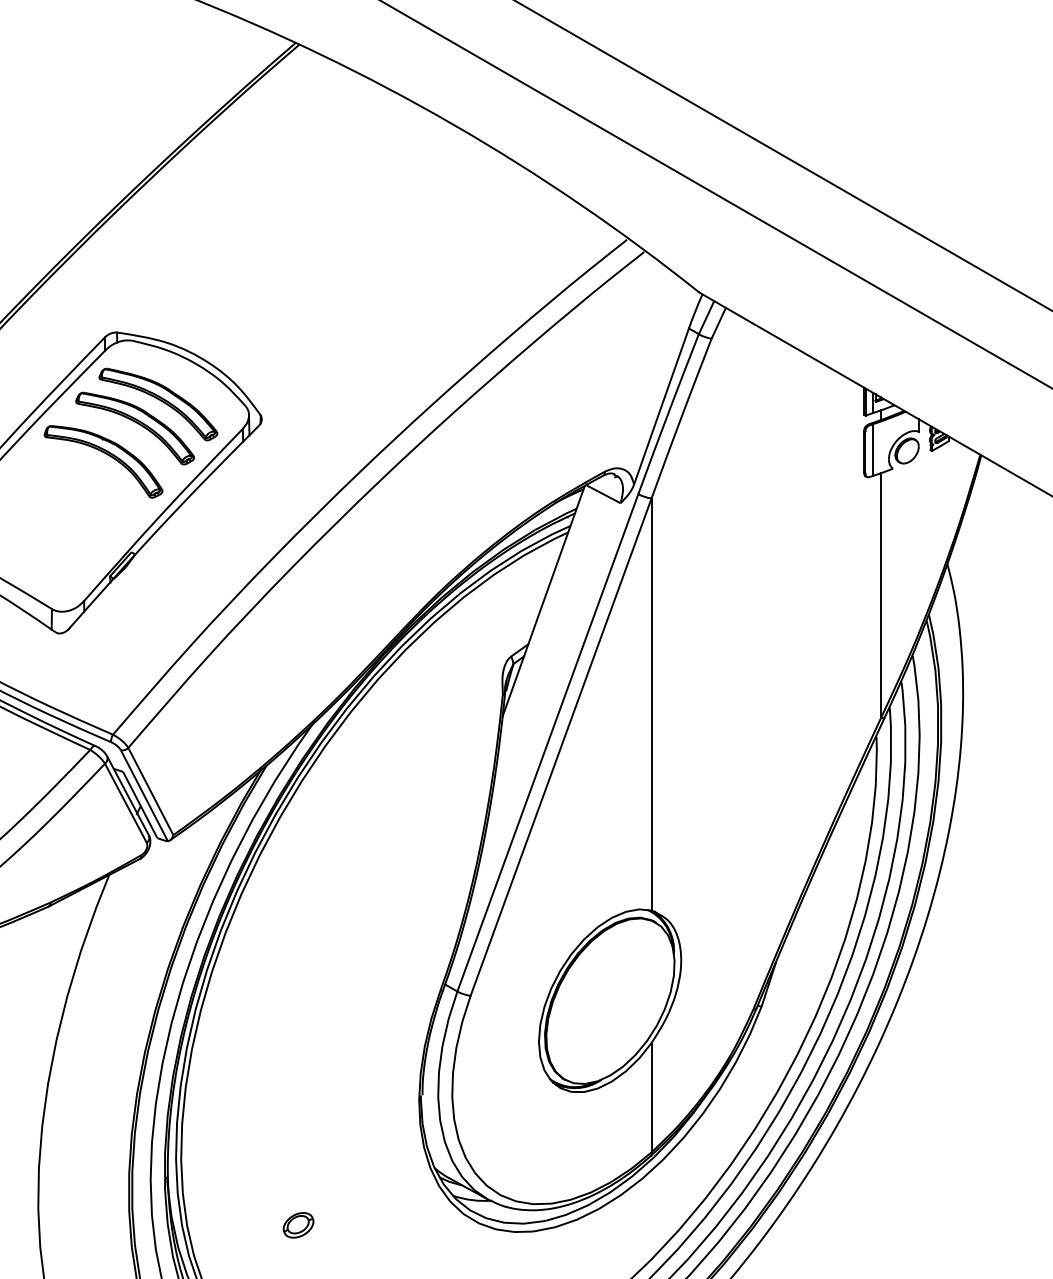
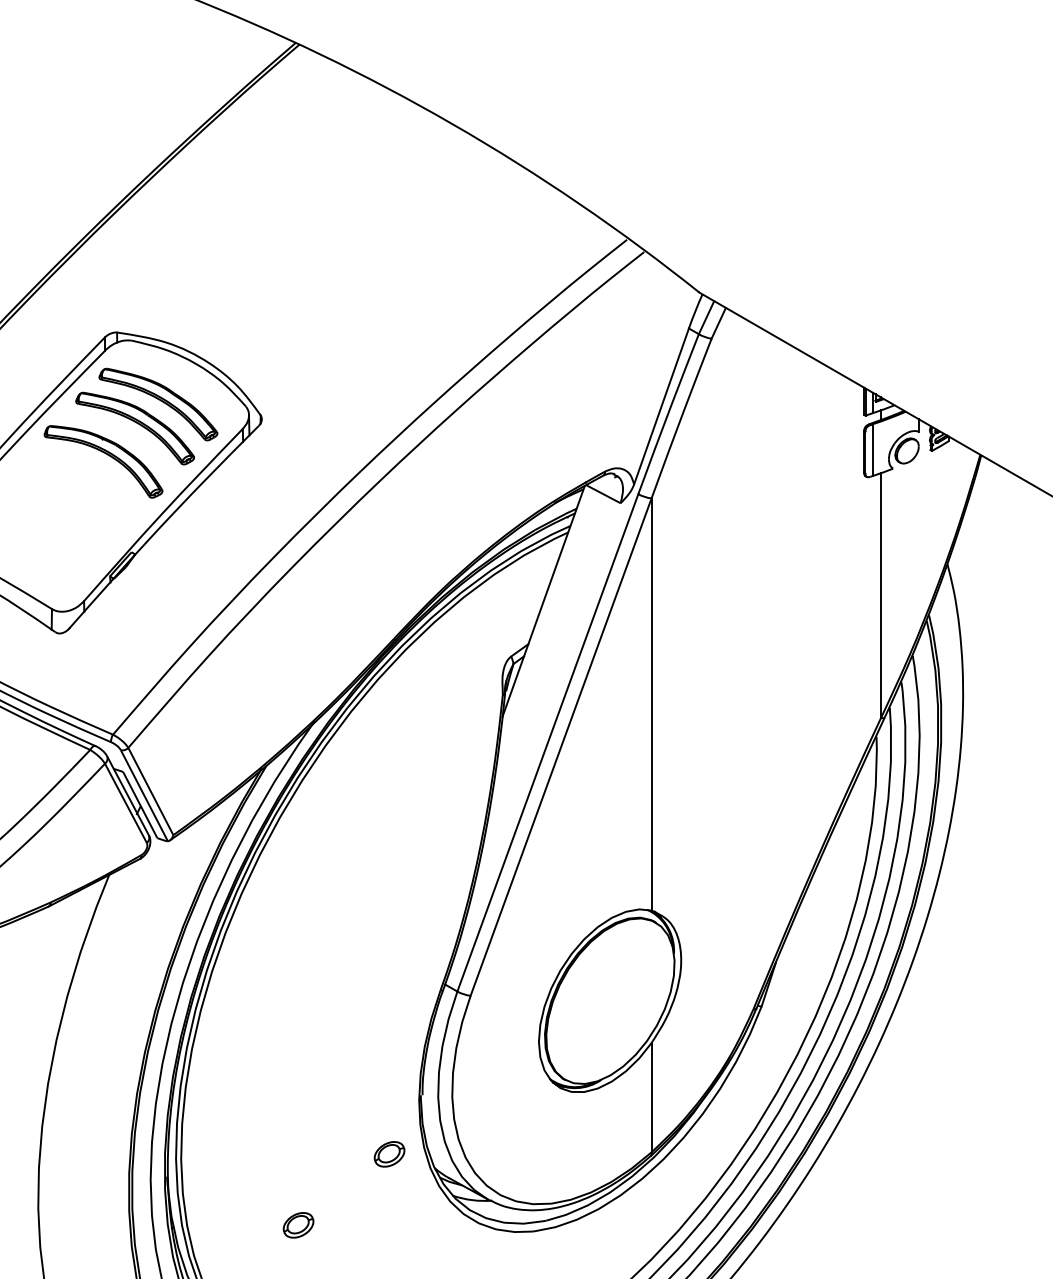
line: present -> none (783, 155)
line: present -> none (715, 194)
part: none -> present (389, 1154)
